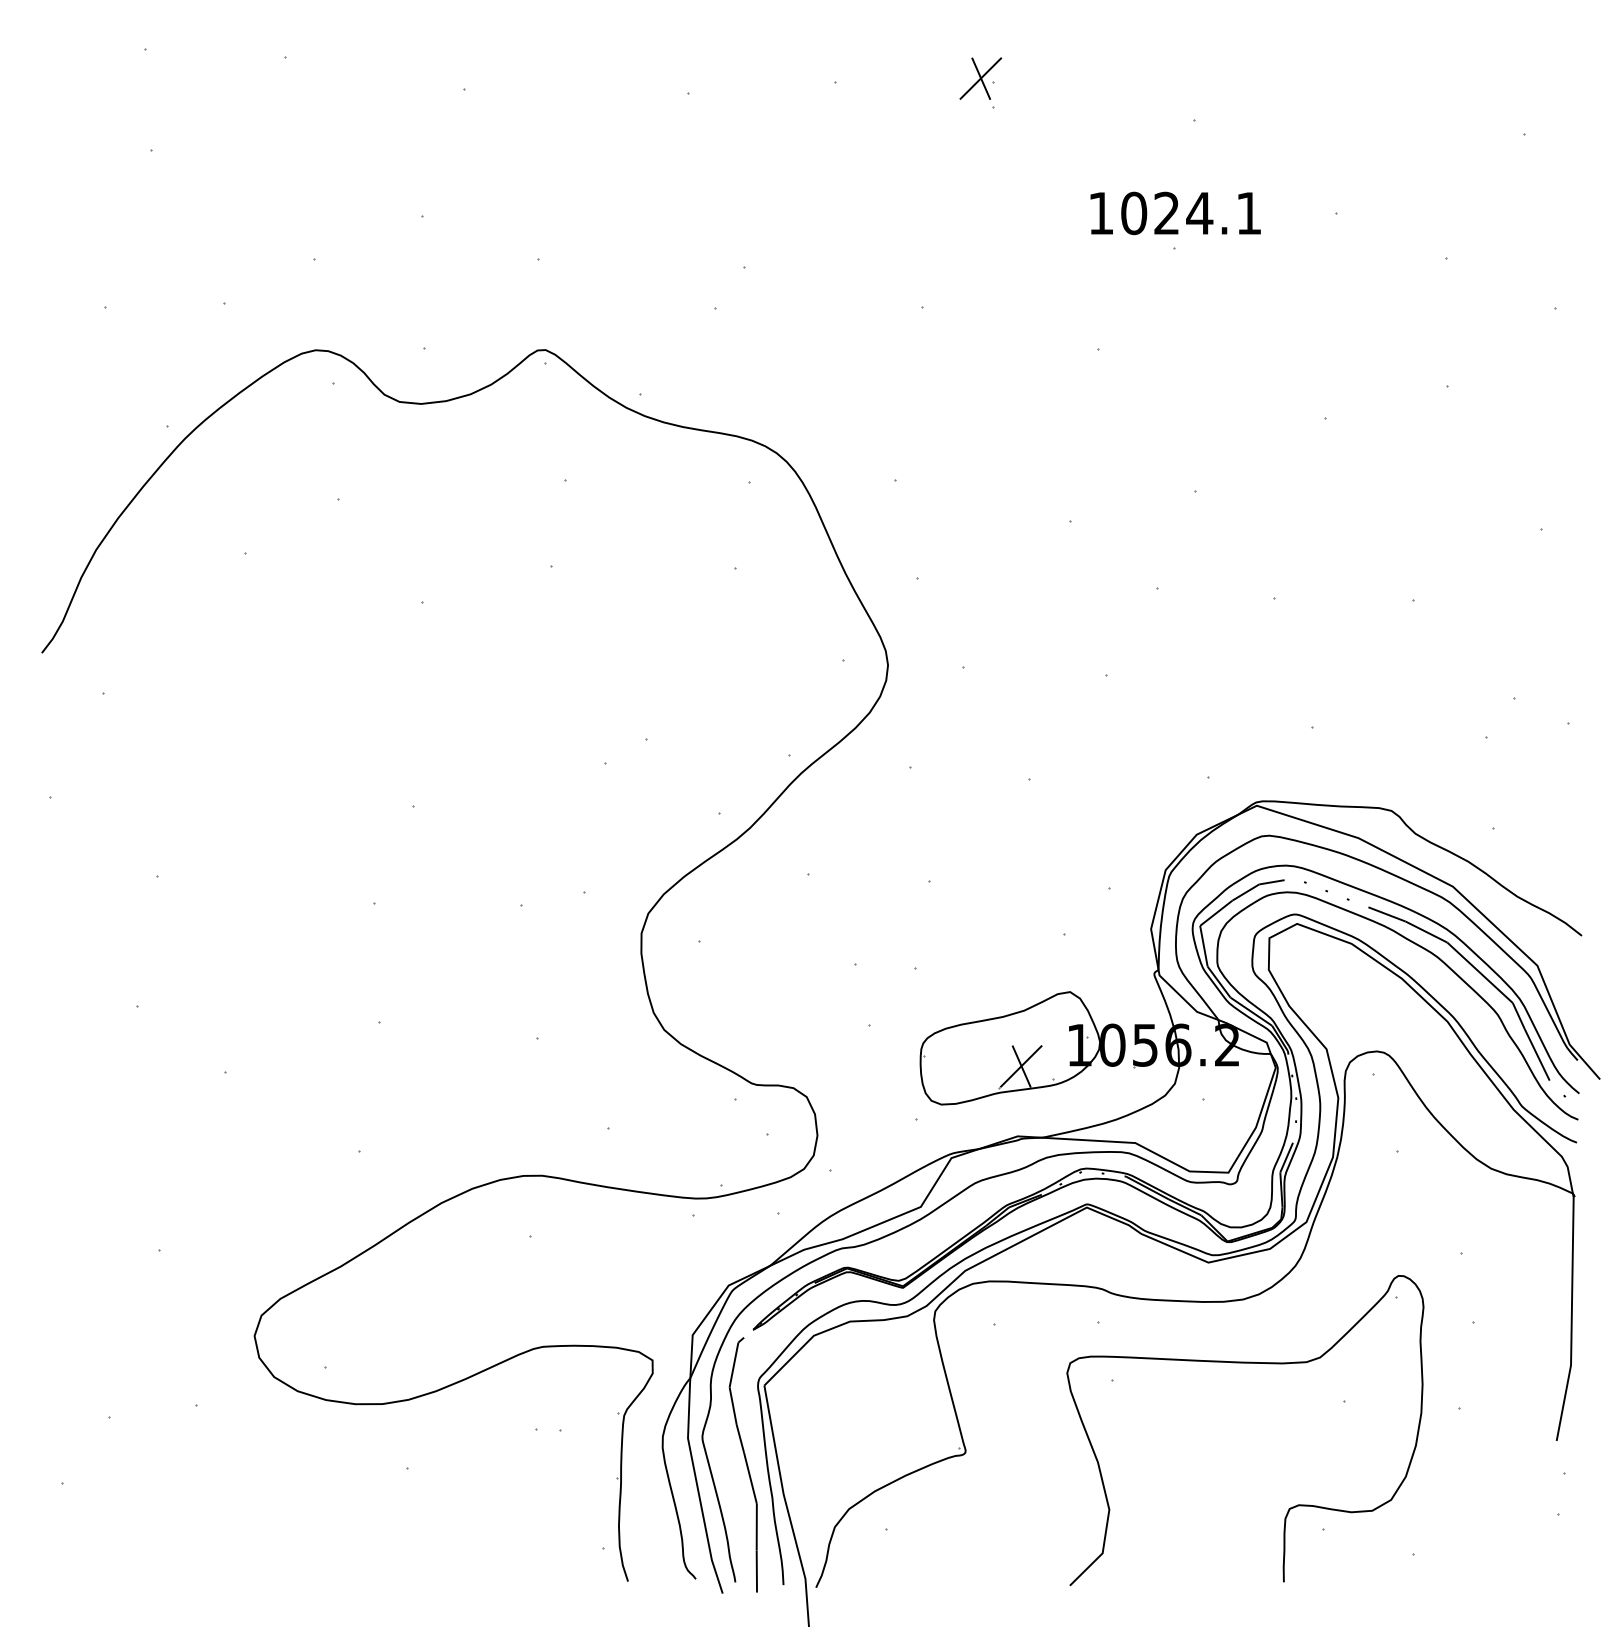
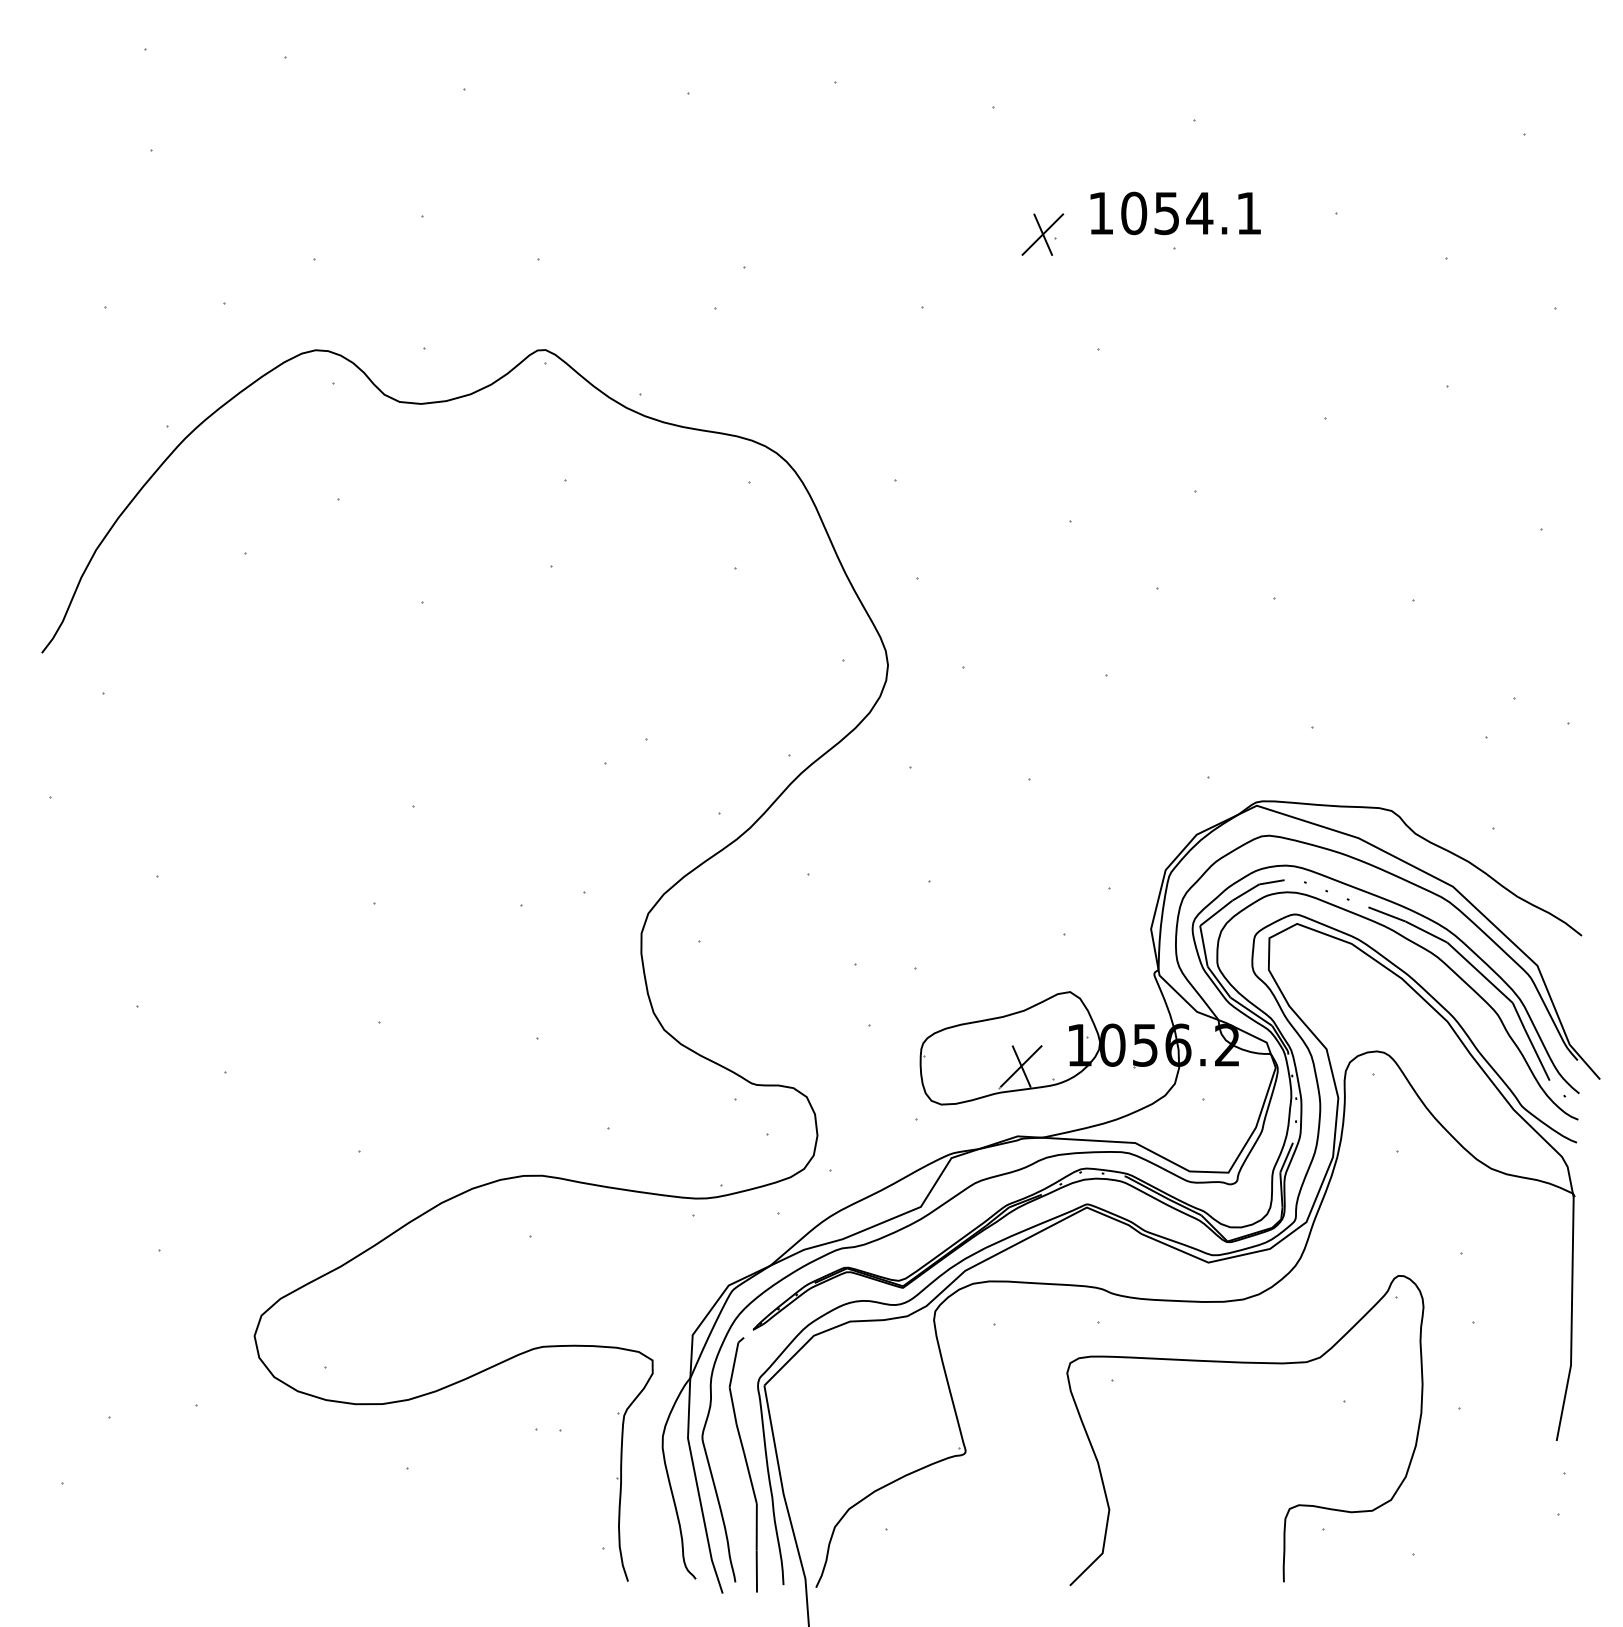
part position: (980, 78) -> (1042, 234) (1042, 234)
text: 1024.1 -> 1054.1 (1166, 213)
